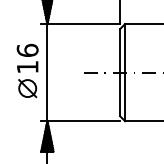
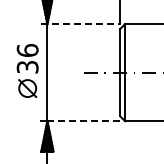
line: solid -> dashed (81, 24)
text: 16 -> 36 (27, 67)
line: solid -> dashed (83, 121)
